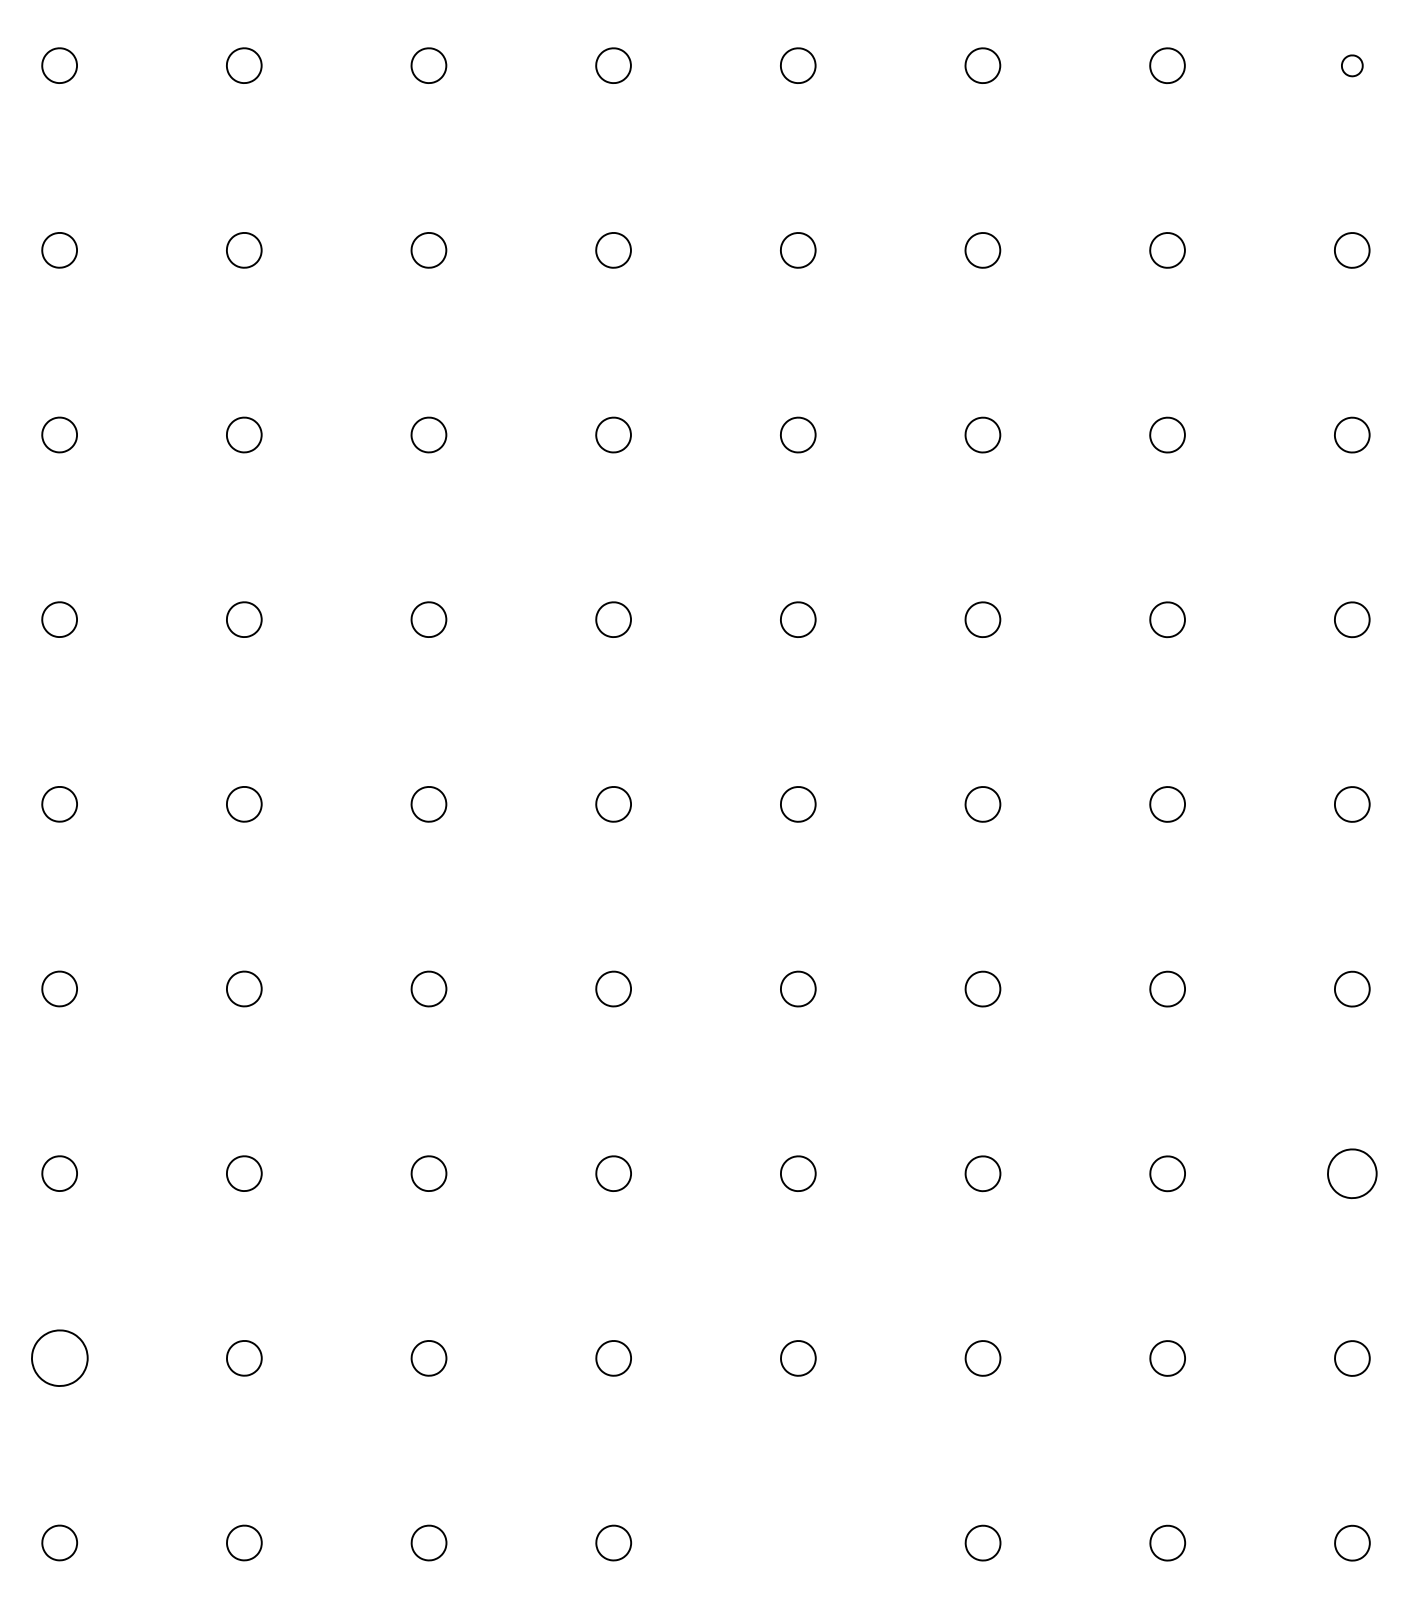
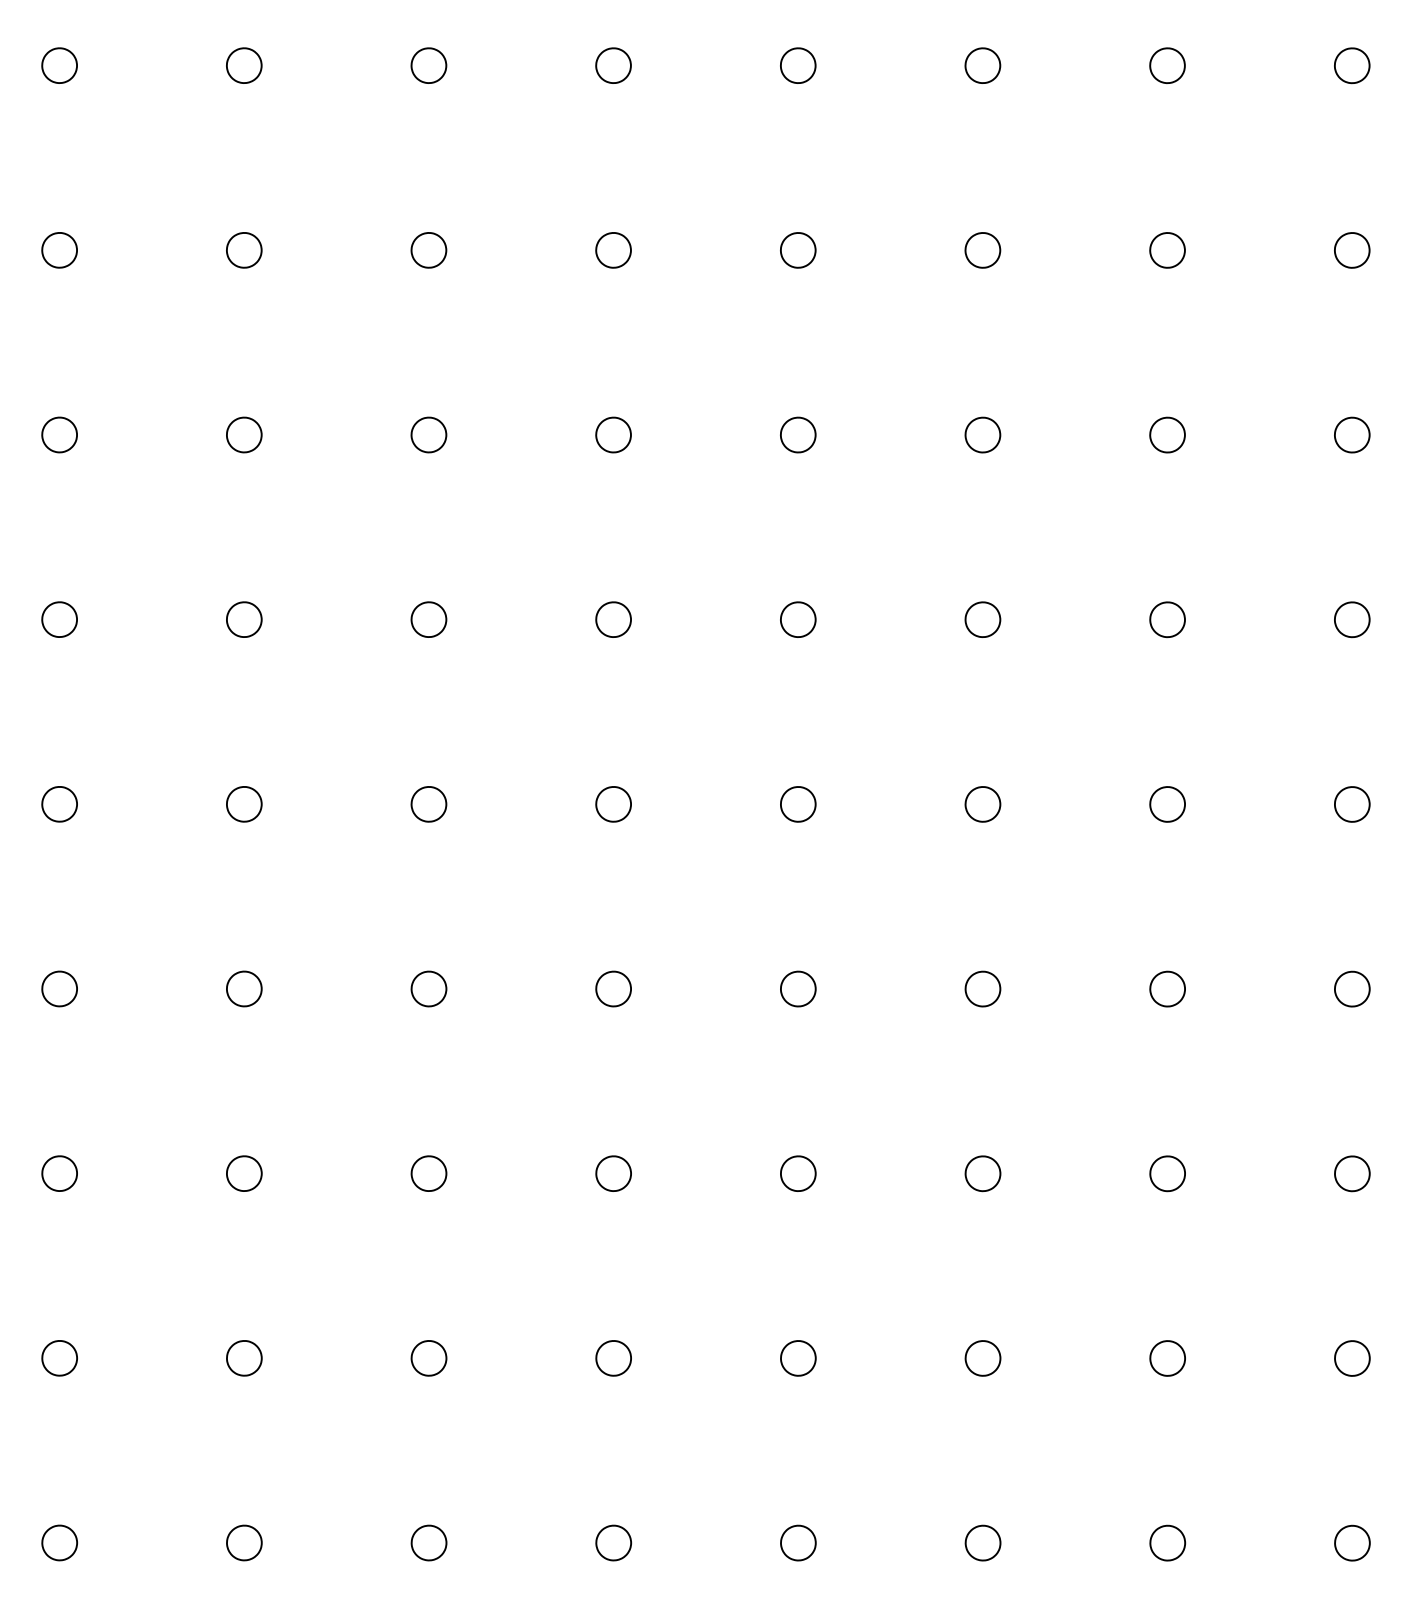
part size: 23x24 px -> 37x38 px (1352, 65)
part size: 51x51 px -> 37x38 px (1352, 1173)
part size: 58x58 px -> 37x37 px (59, 1358)
part: none -> present (798, 1542)
